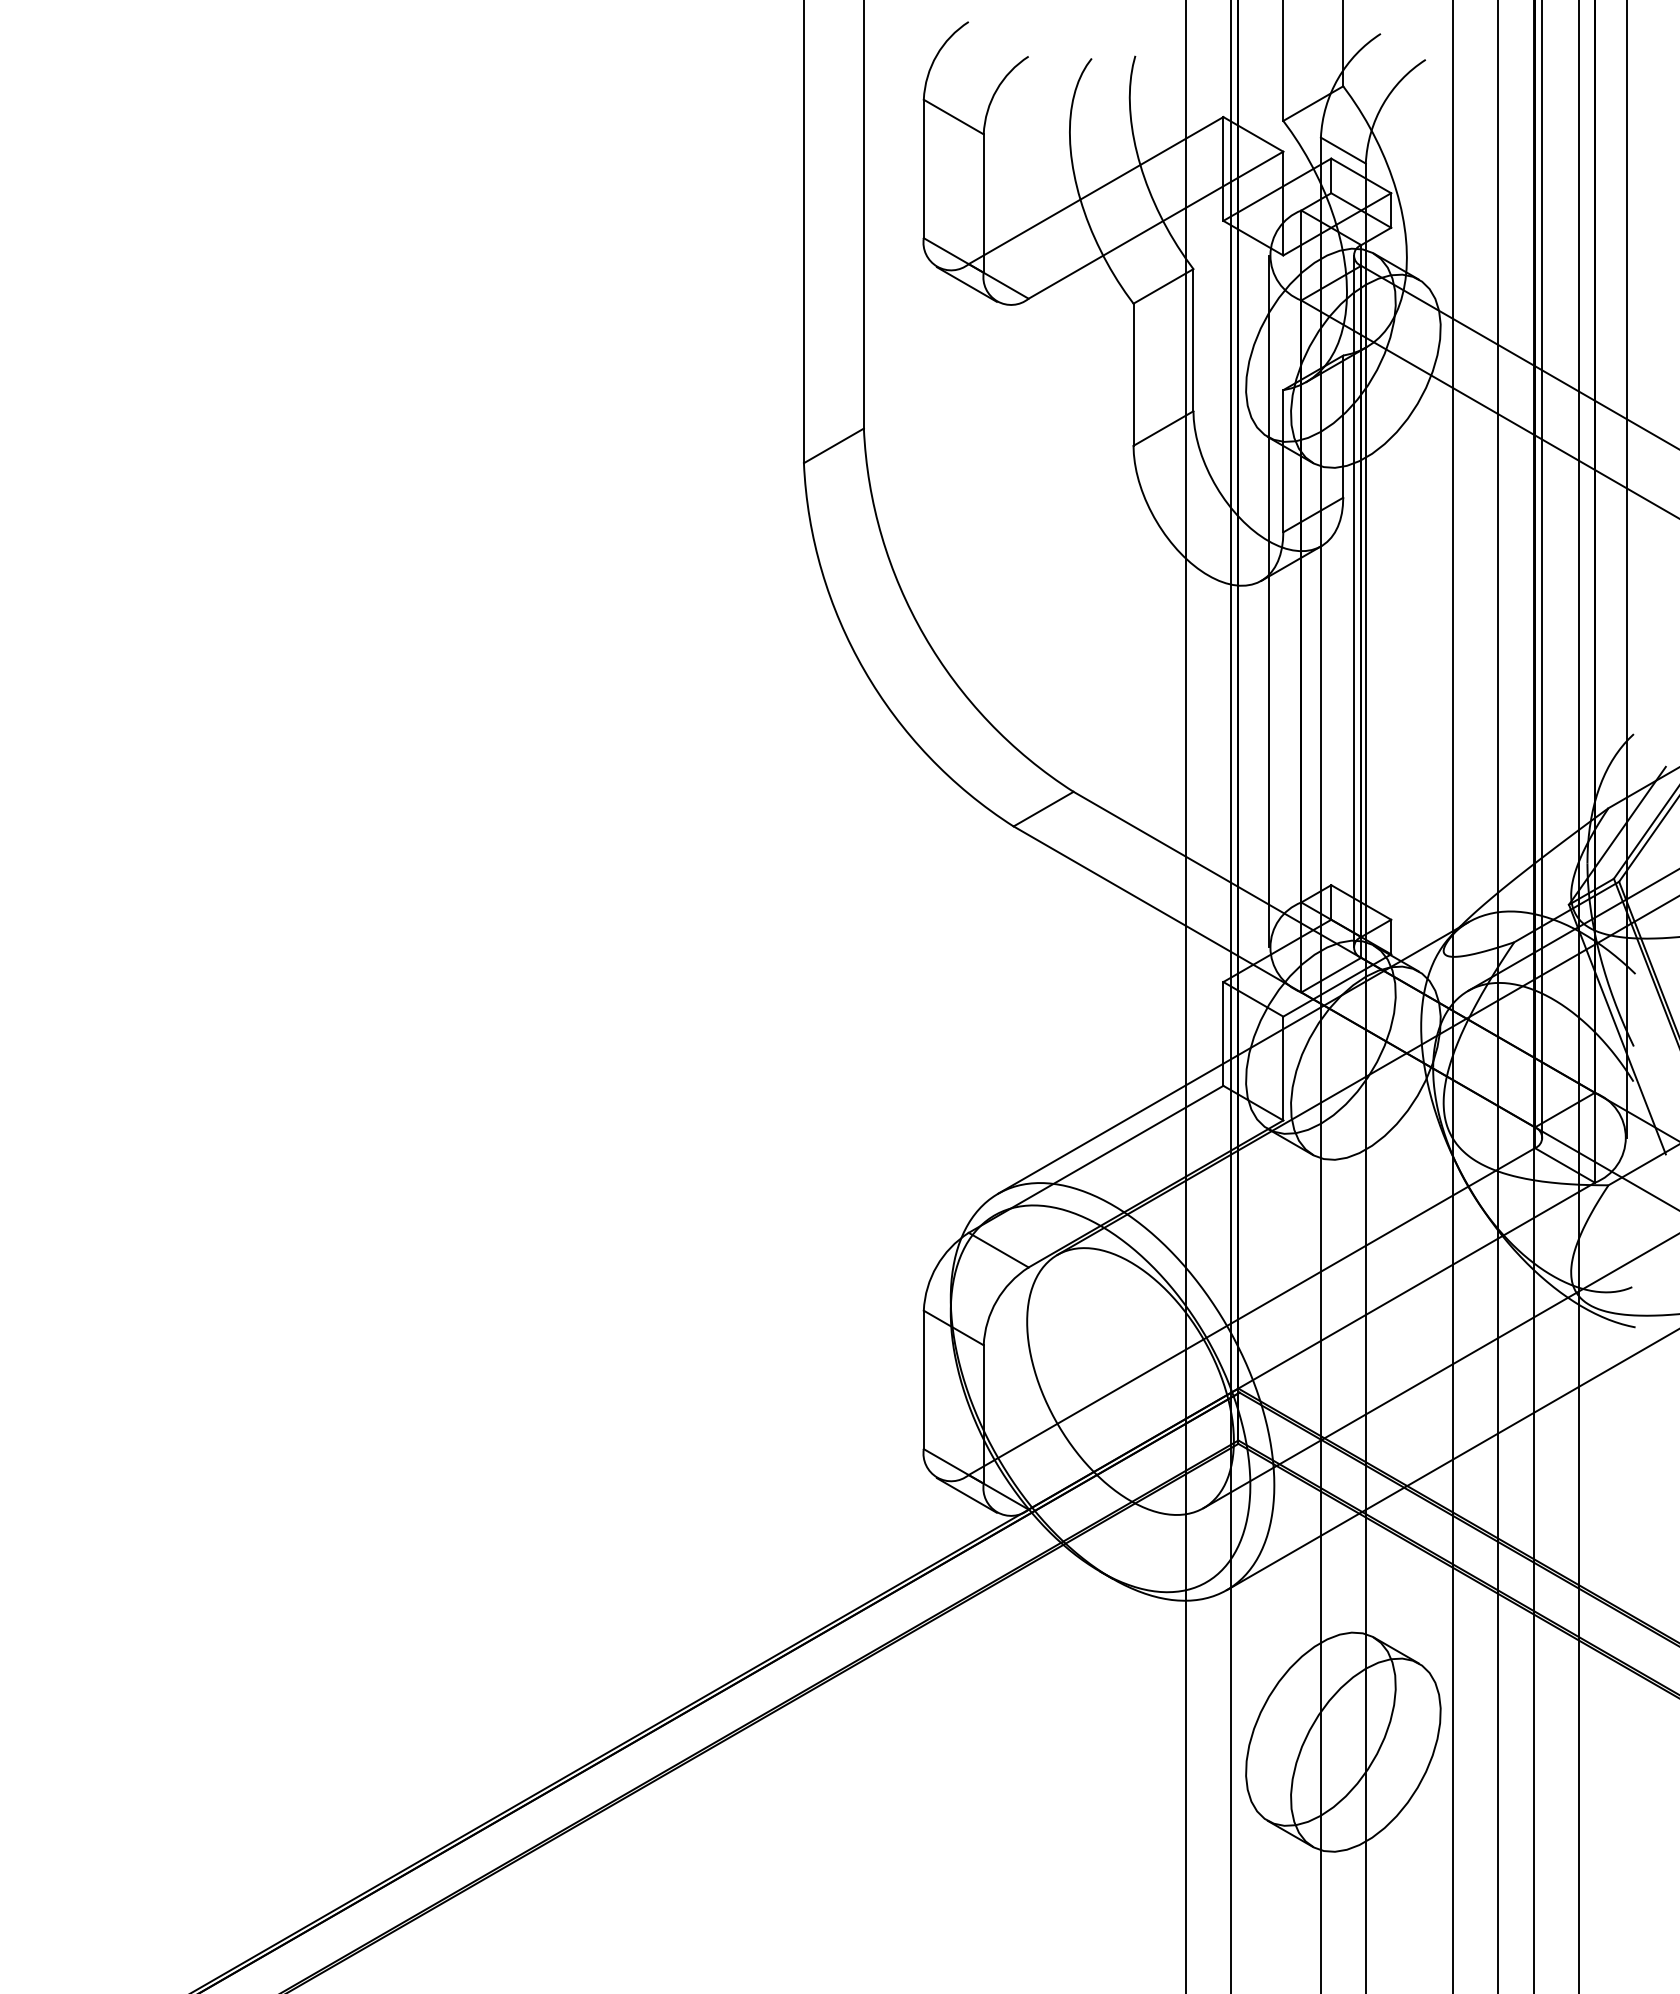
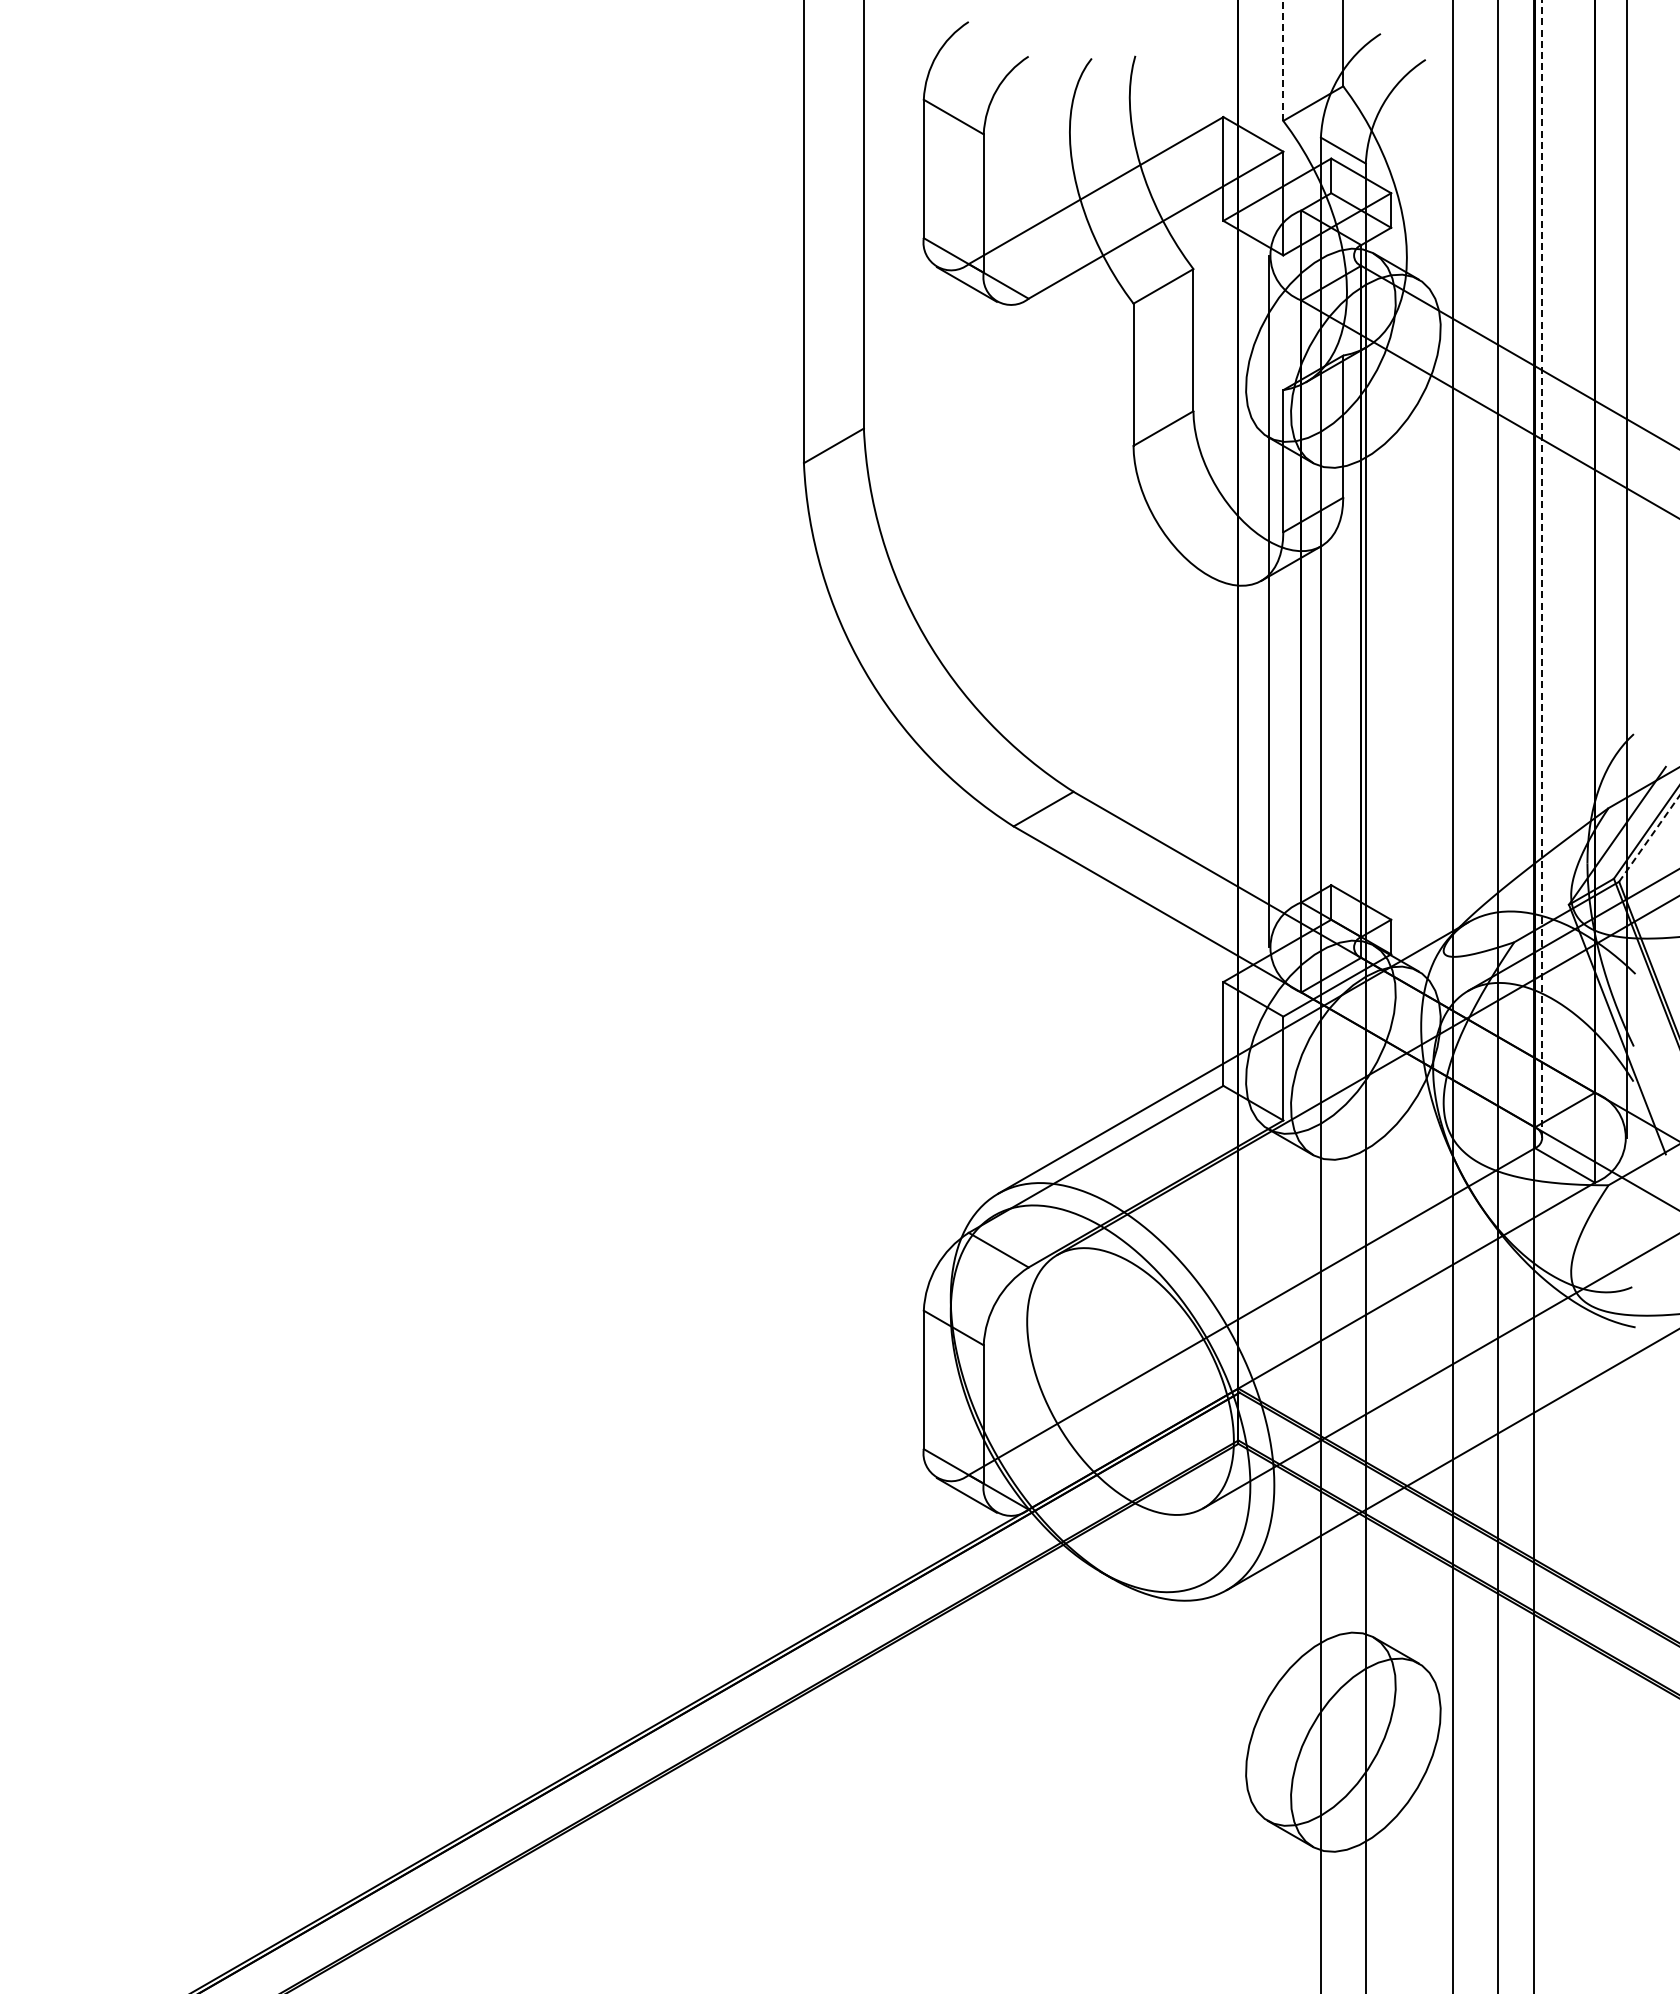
line: solid -> dashed (1283, 60)
line: solid -> dashed (1542, 569)
line: present -> none (1353, 601)
line: solid -> dashed (1649, 839)
line: present -> none (1186, 996)
line: present -> none (1231, 996)
line: present -> none (1578, 996)
